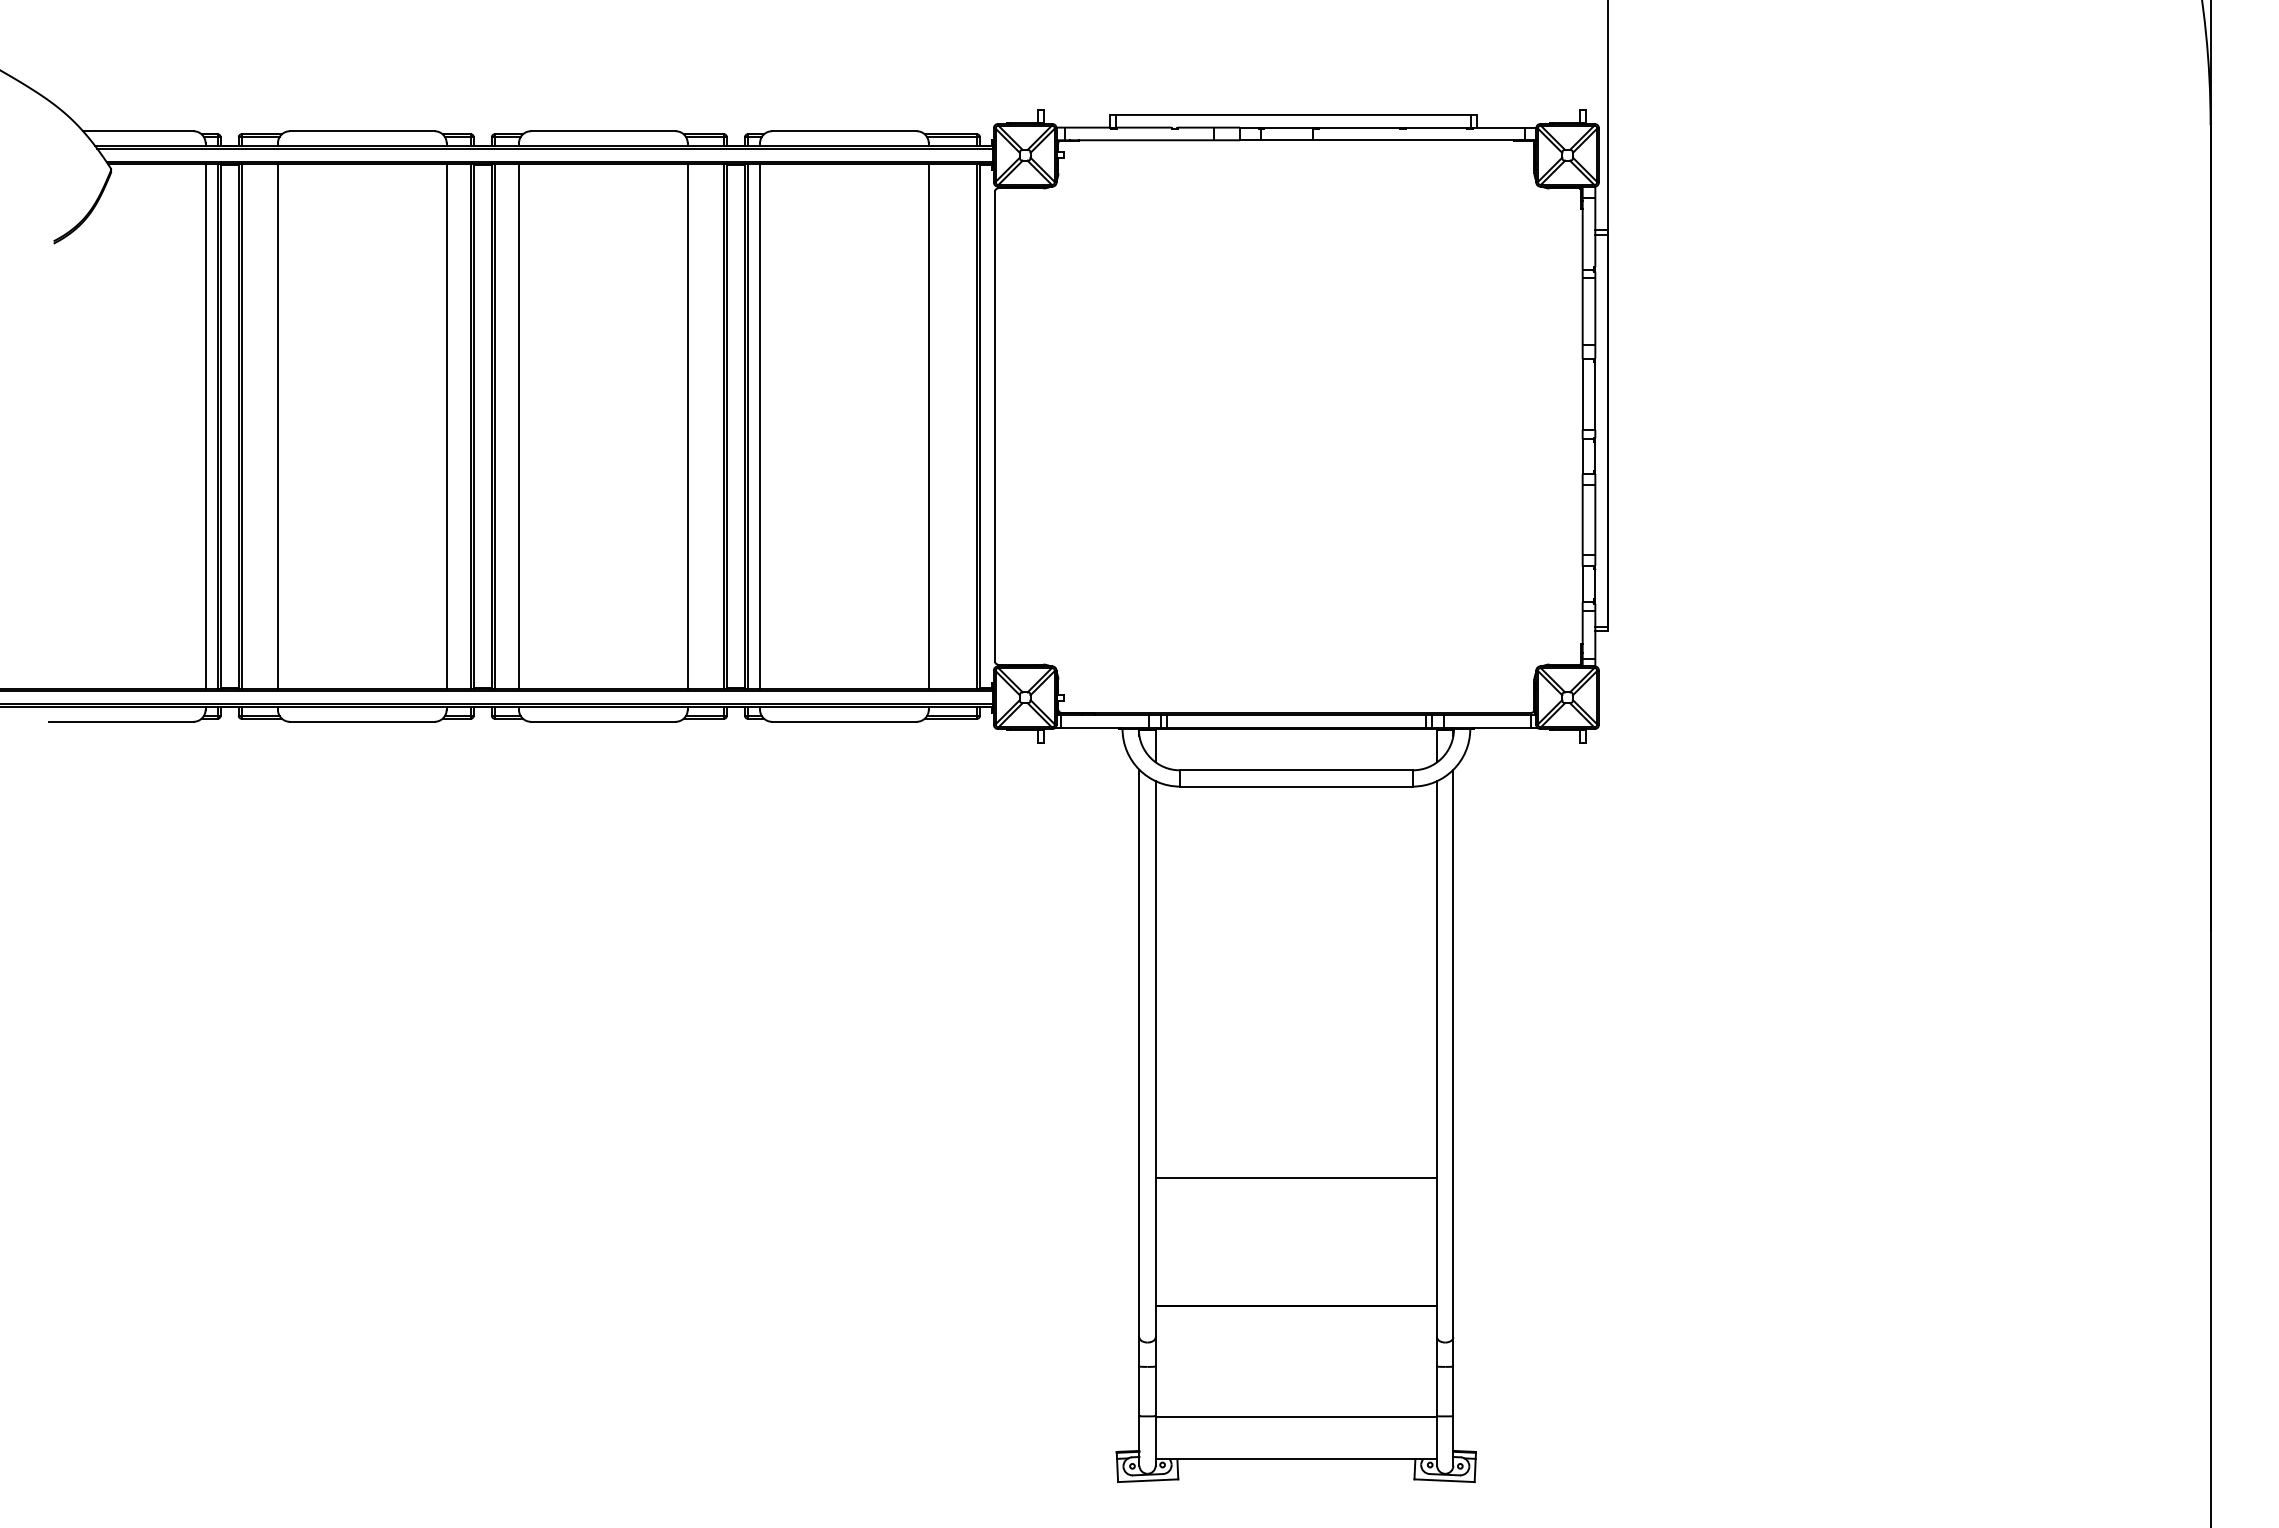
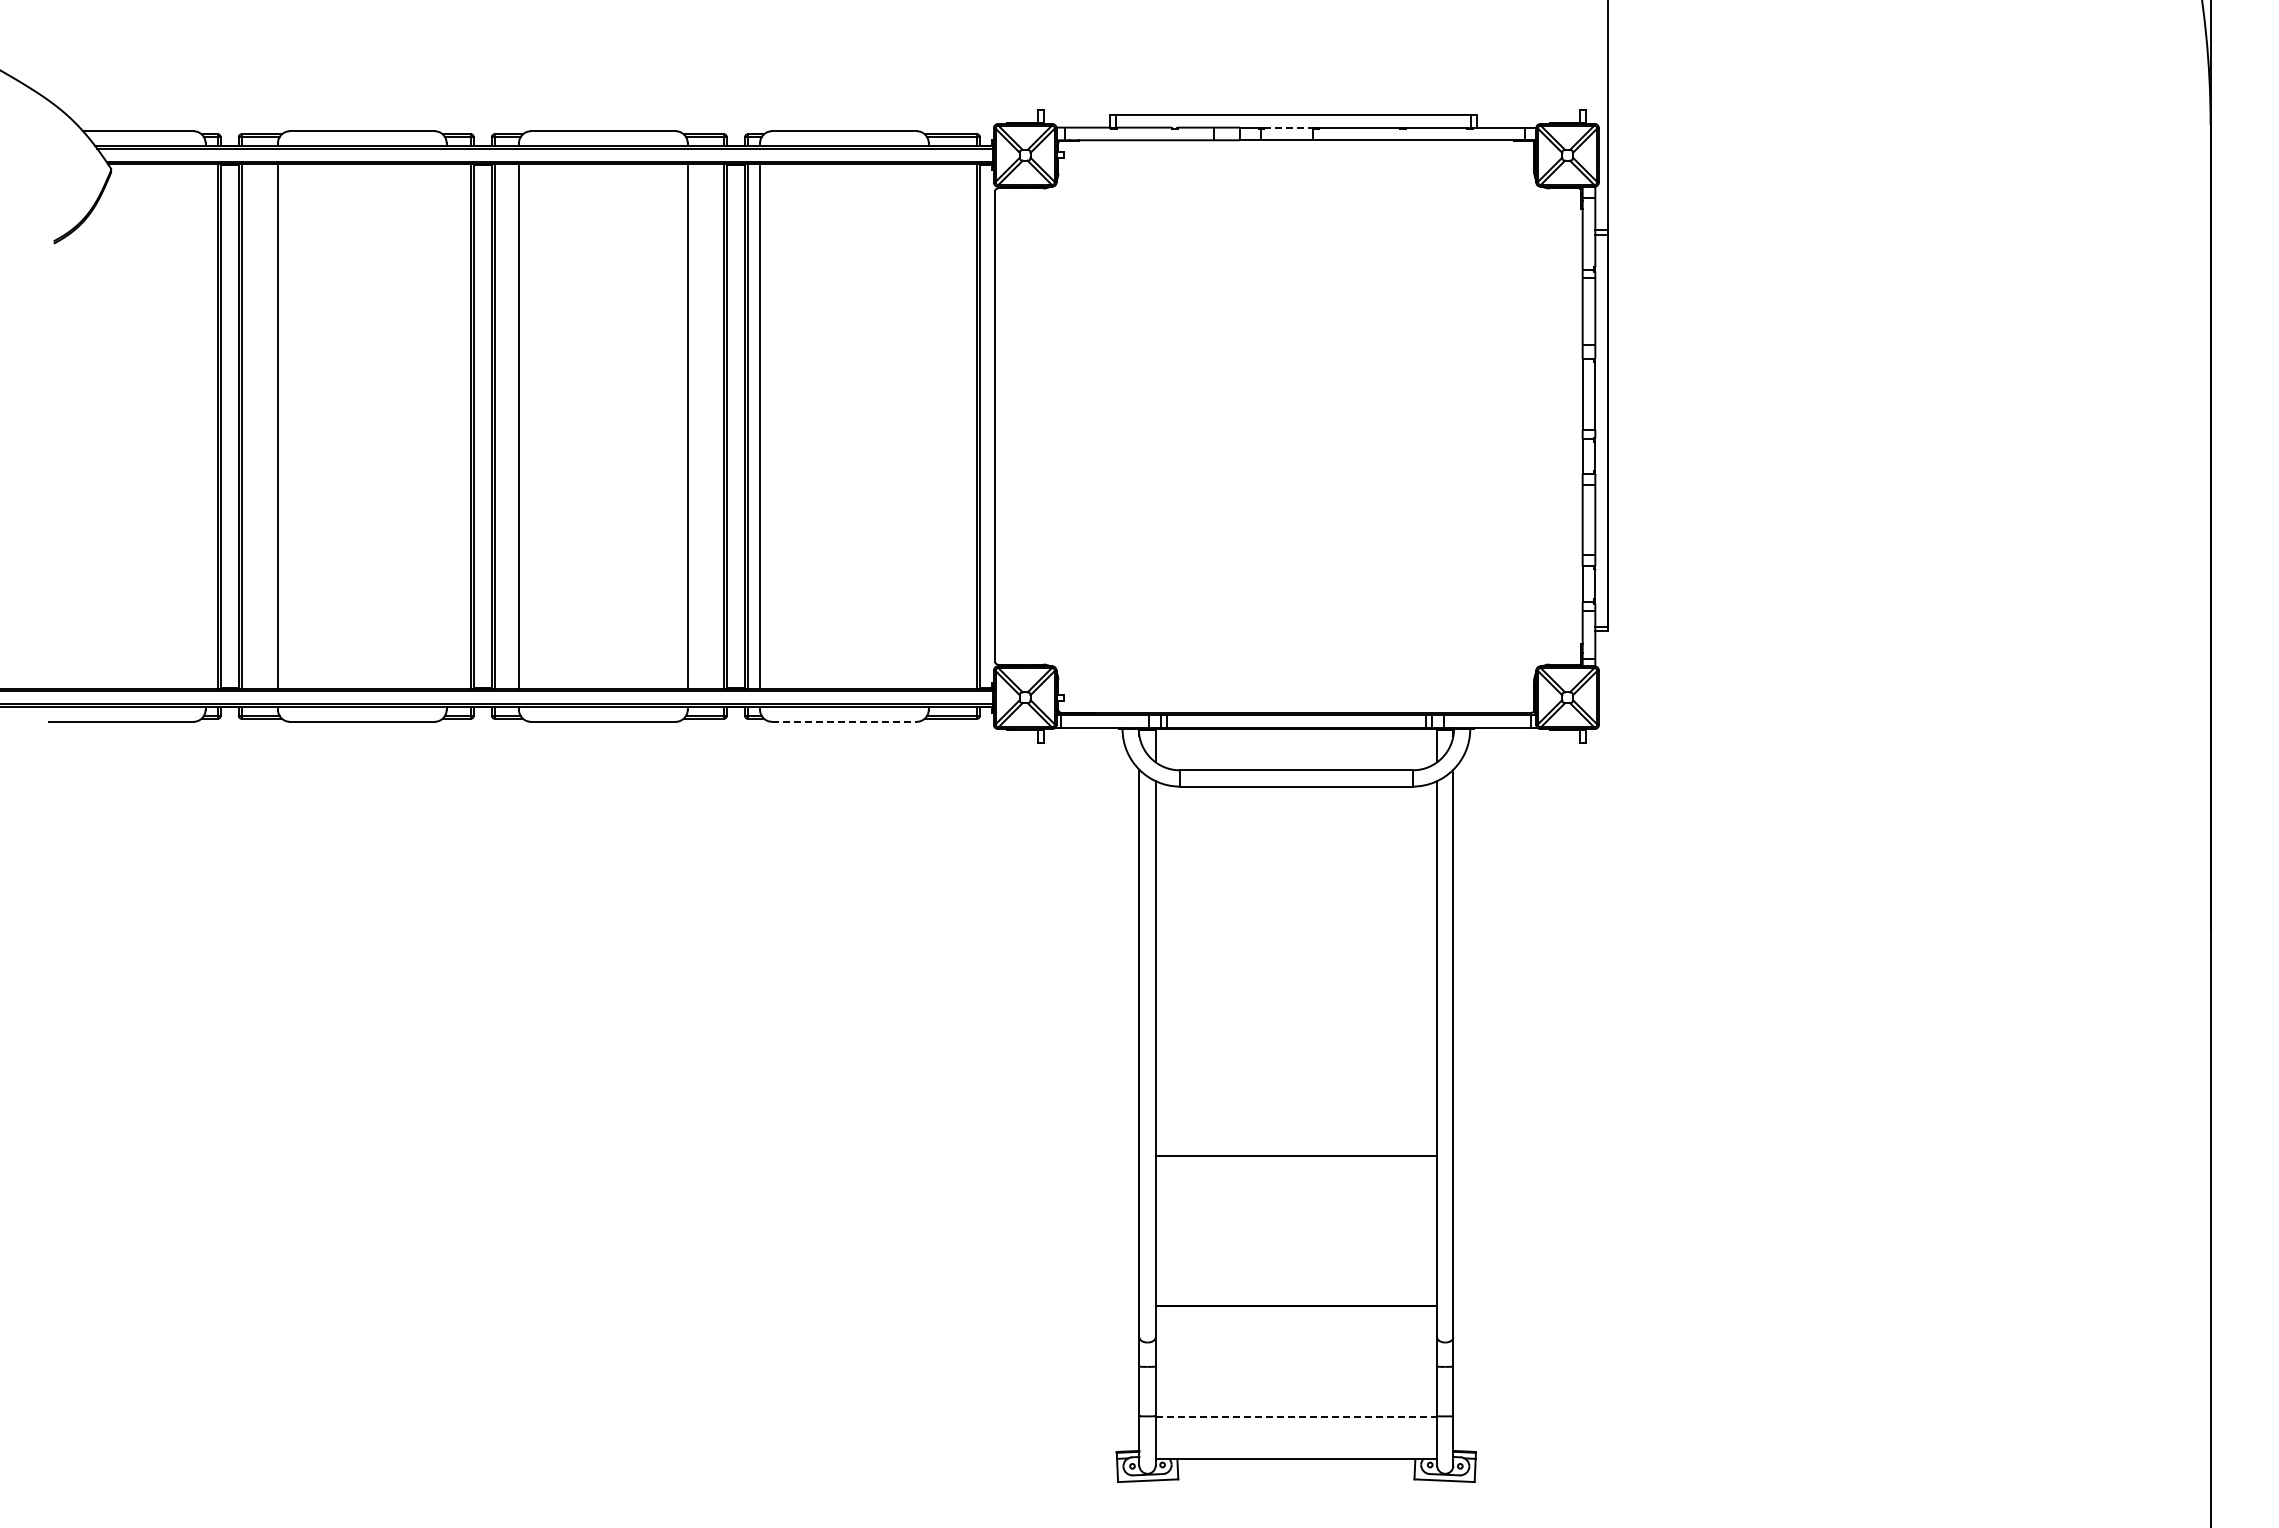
line: solid -> dashed (1288, 127)
line: present -> none (205, 426)
line: present -> none (446, 426)
line: present -> none (928, 426)
line: solid -> dashed (844, 721)
line position: (1296, 1178) -> (1296, 1156) (1296, 1156)
line: solid -> dashed (1296, 1416)
